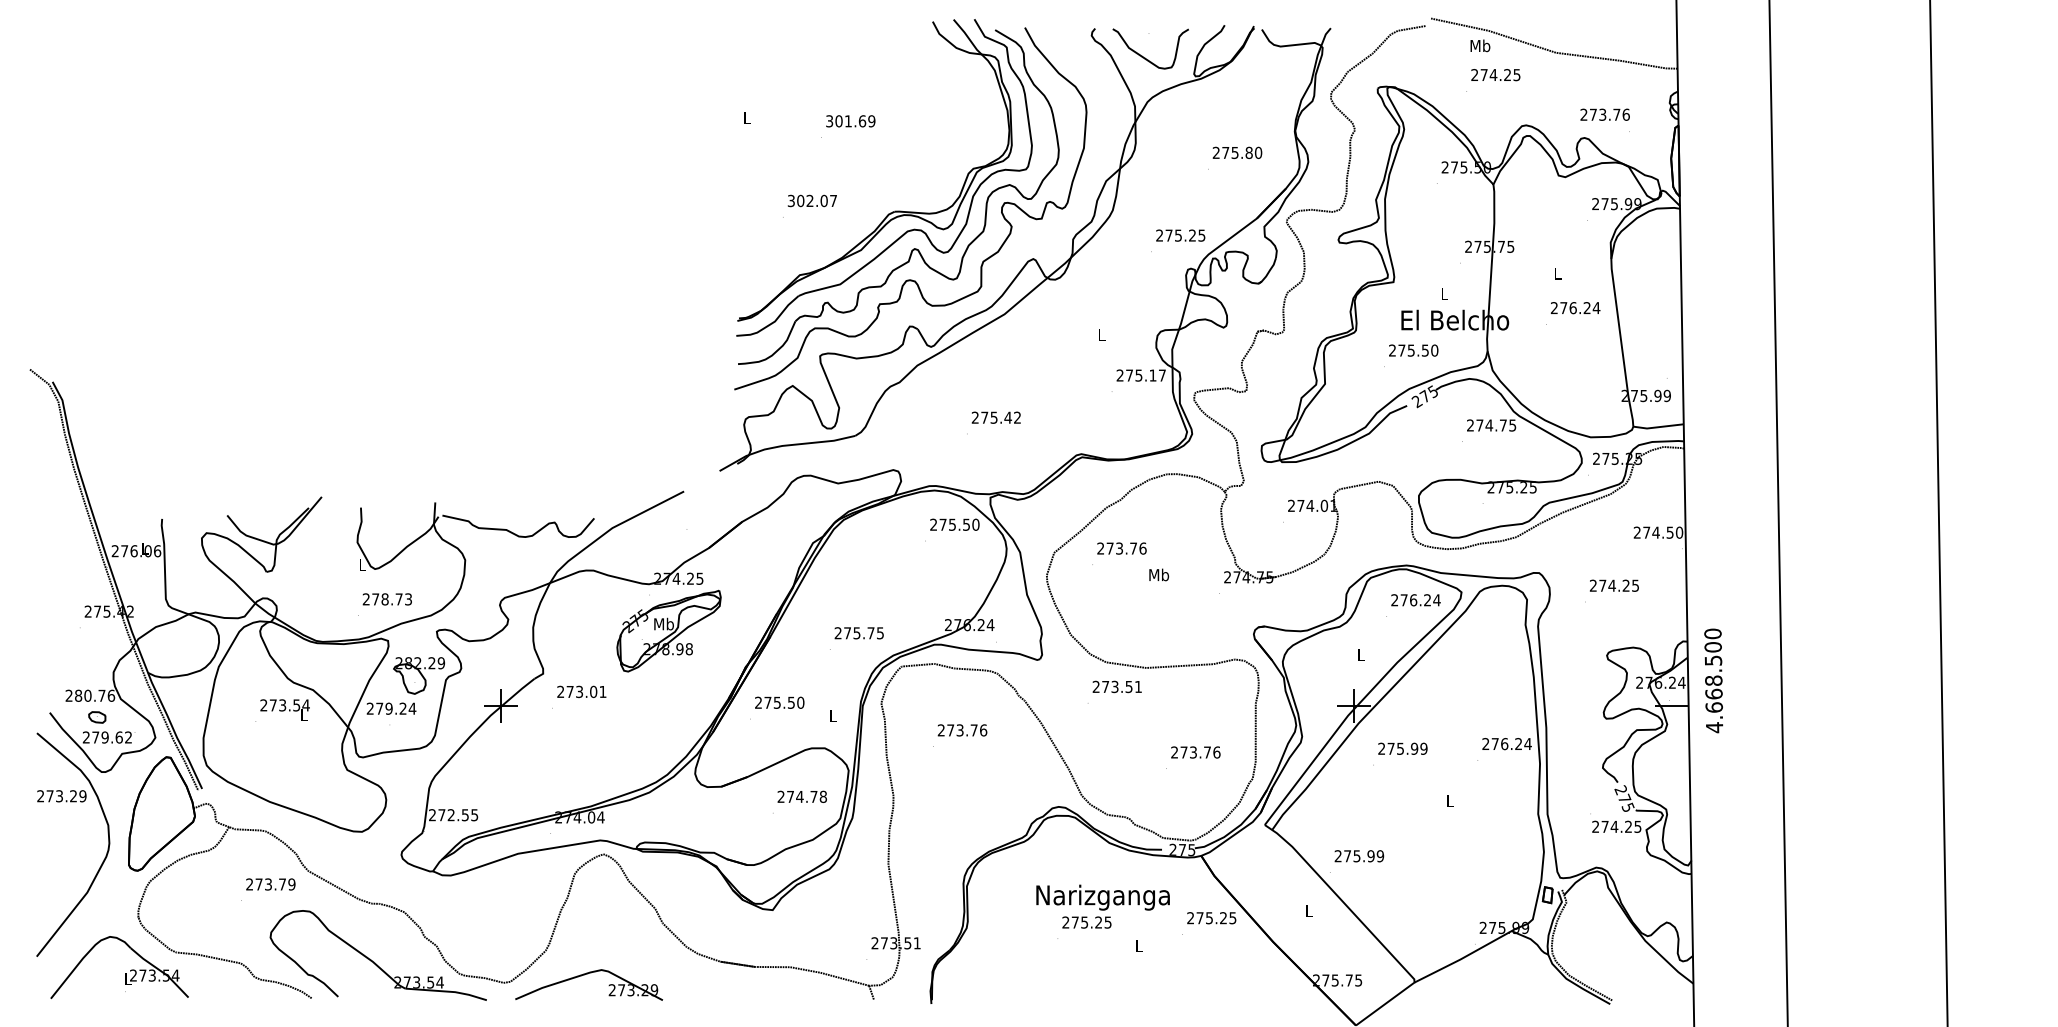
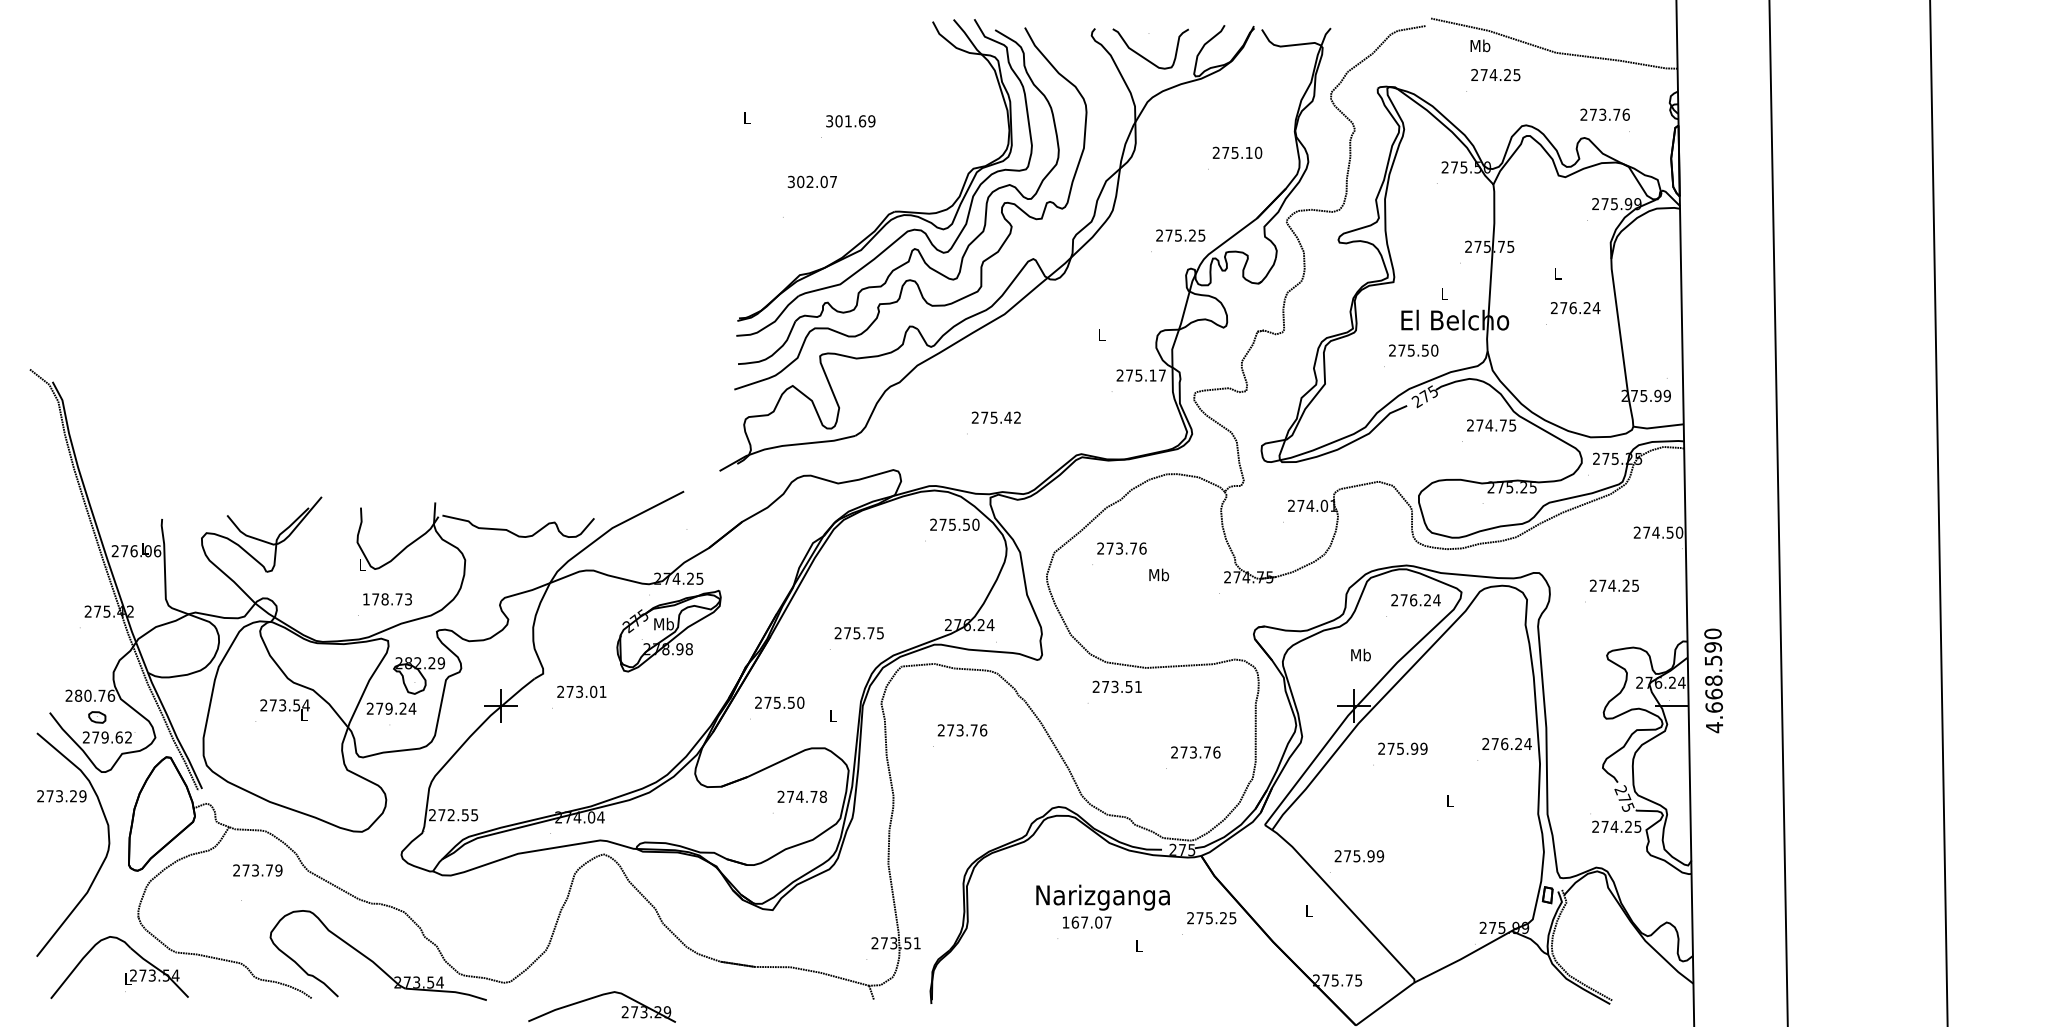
text: 275.80 -> 275.10 (1248, 152)
text position: (811, 200) -> (811, 181) (811, 181)
text: 278.73 -> 178.73 (365, 599)
text: 4.668.500 -> 4.668.590 (1713, 647)
text: L -> Mb (1360, 654)
text position: (270, 884) -> (257, 870) (257, 870)
text: 275.25 -> 167.07 (1086, 922)
part position: (584, 975) -> (597, 997) (597, 997)
